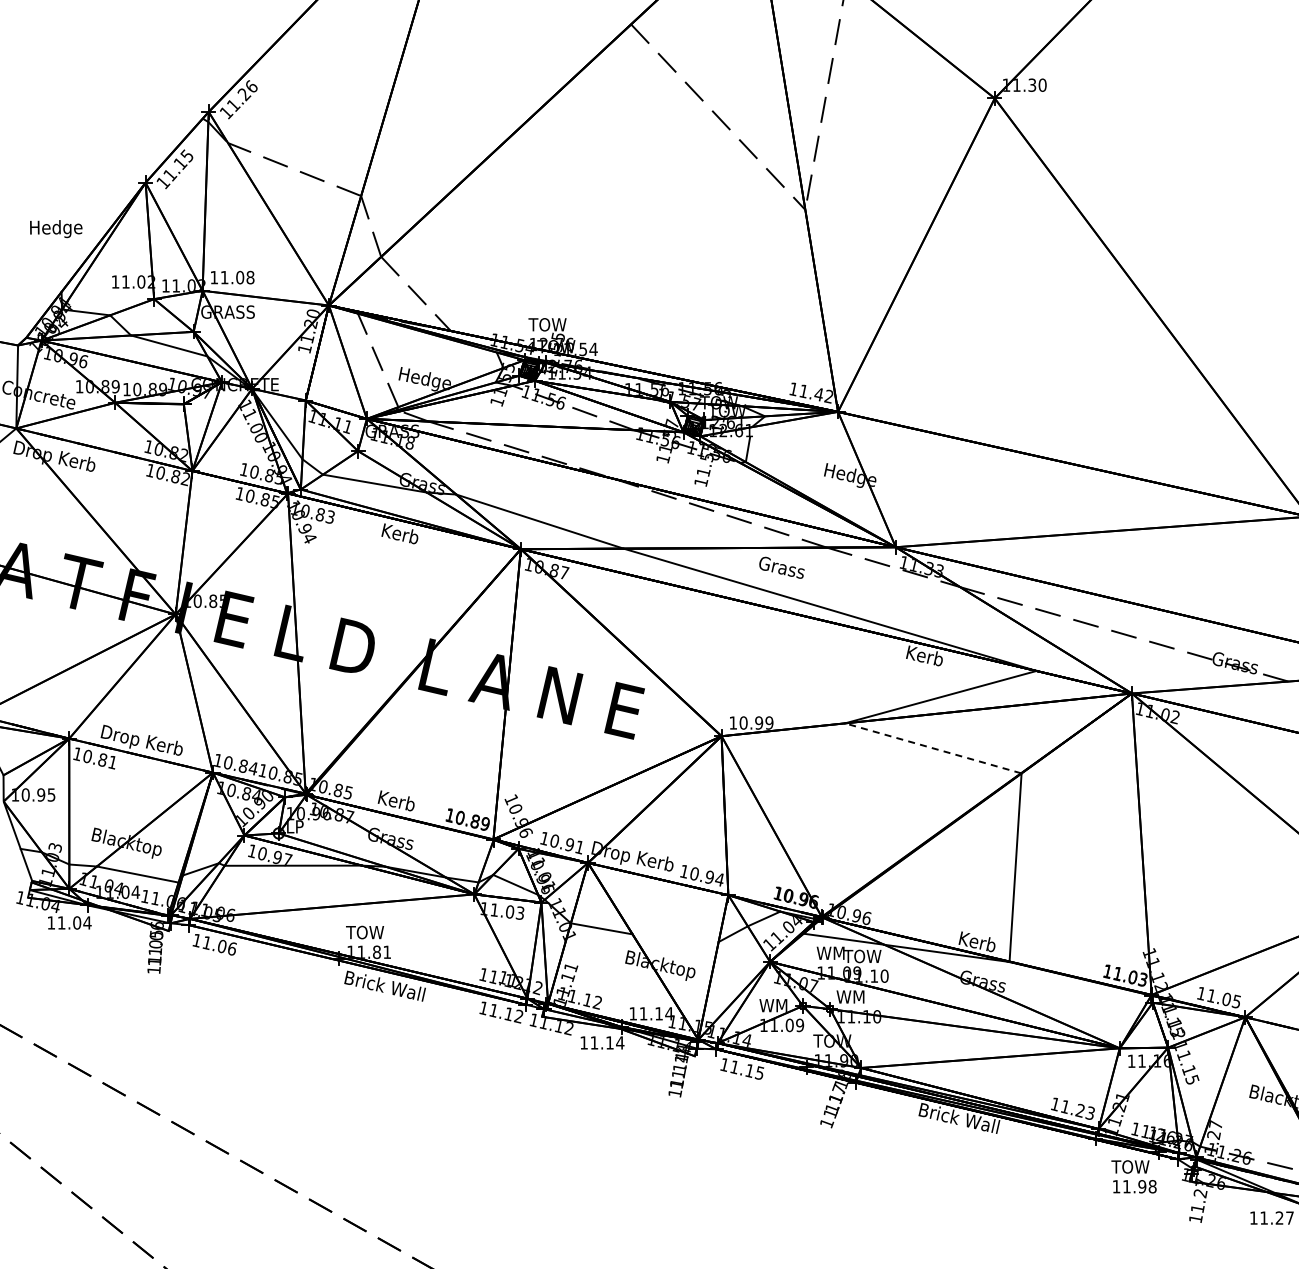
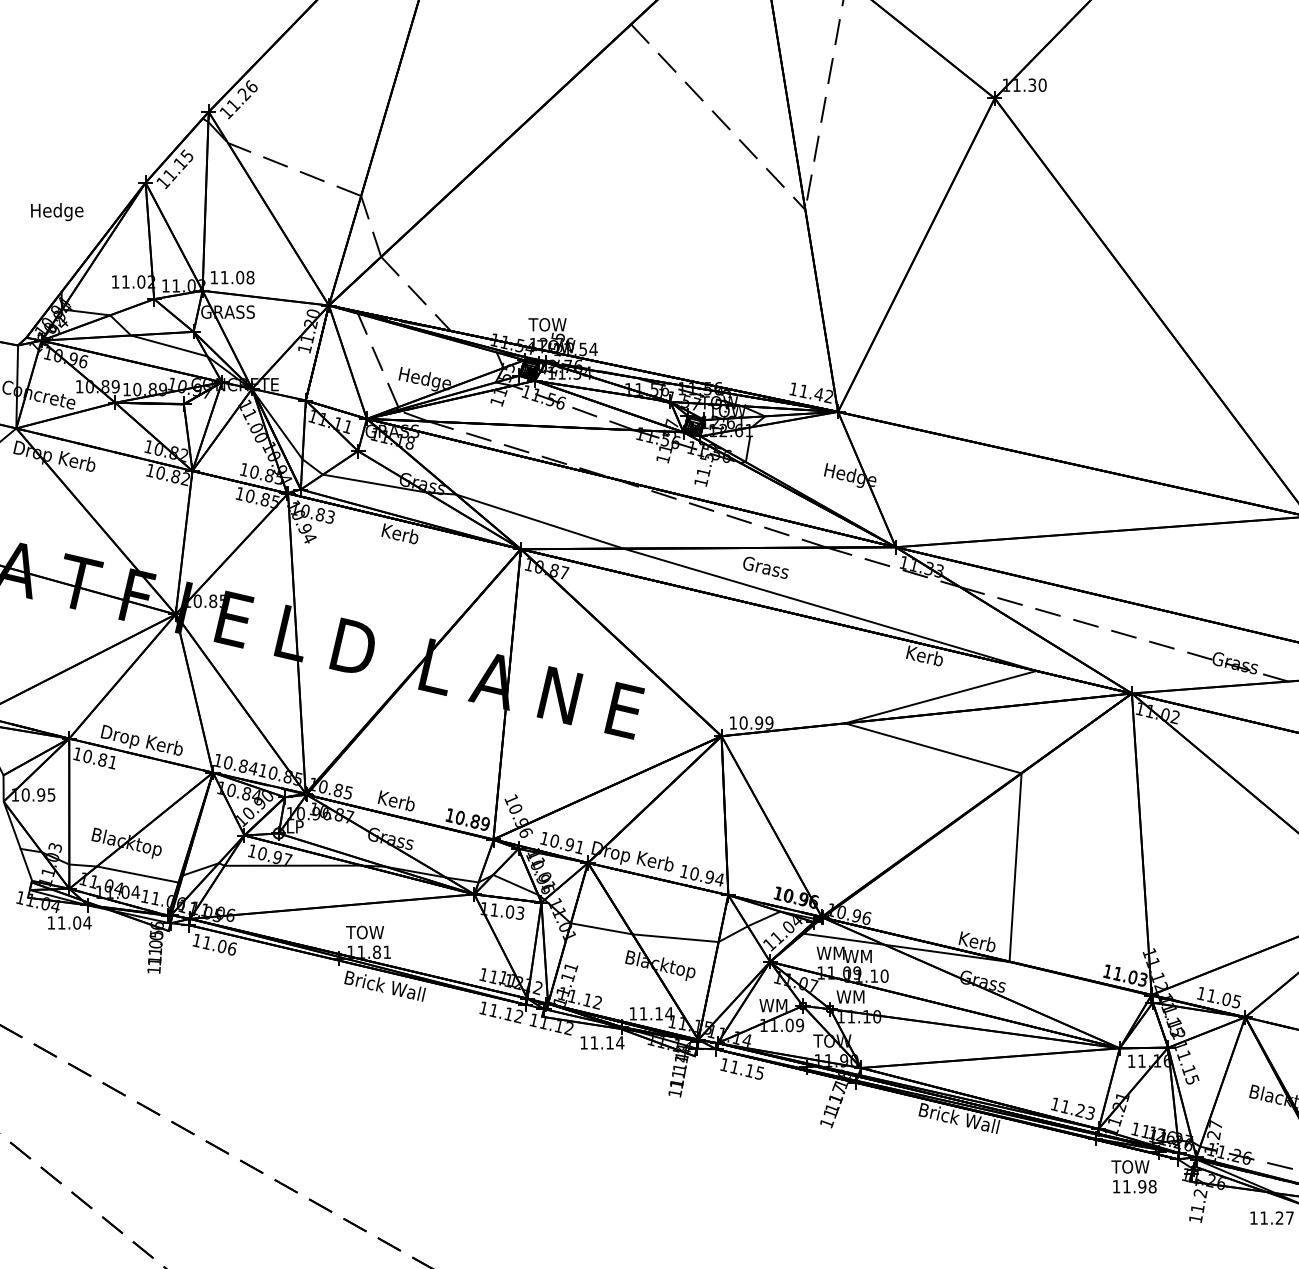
text position: (56, 229) -> (57, 212) (57, 212)
text position: (781, 567) -> (765, 567) (765, 567)
line: dashed -> solid (933, 748)
line: none -> present (675, 938)
text: TOW -> WM (862, 956)
